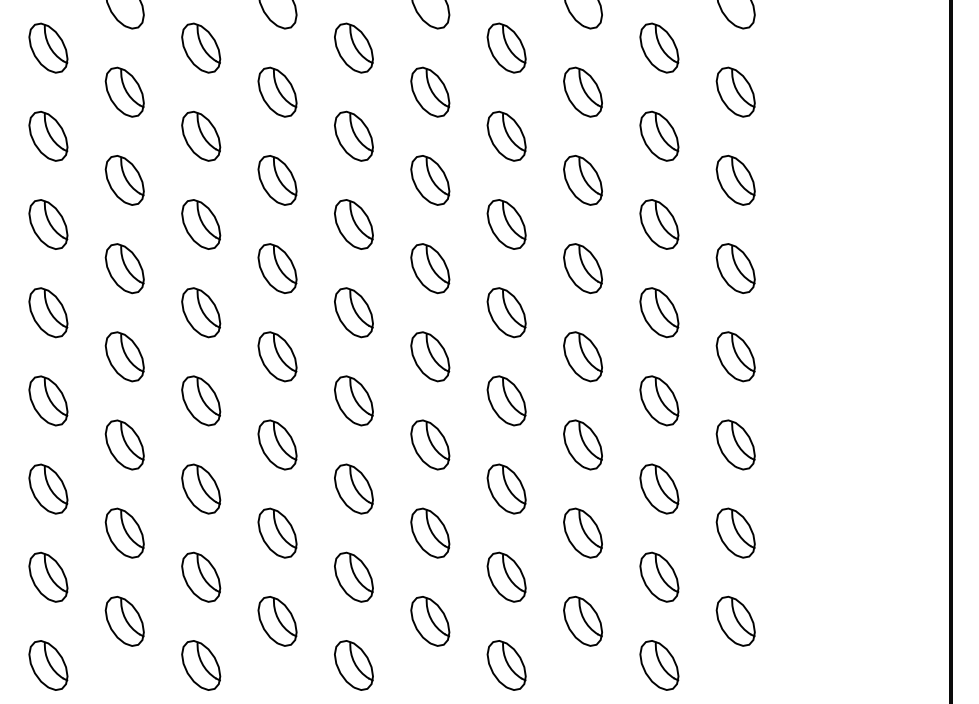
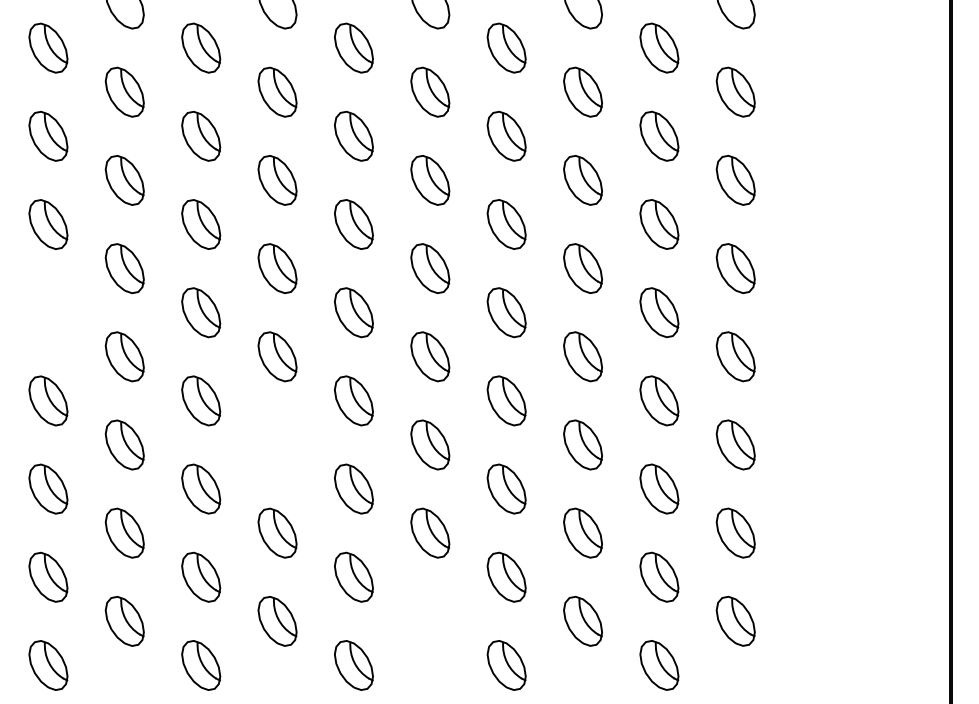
part: present -> none (48, 312)
part: present -> none (277, 444)
part: present -> none (430, 621)
